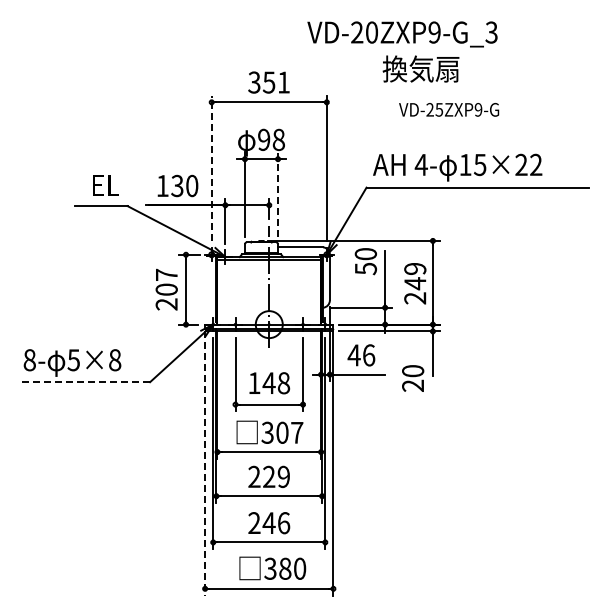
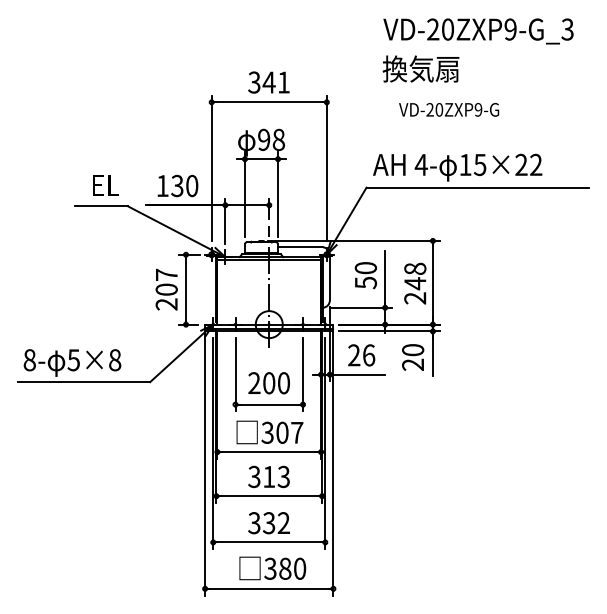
text position: (402, 34) -> (478, 31) (478, 31)
text: 351 -> 341 (268, 82)
text: VD-25ZXP9-G -> VD-20ZXP9-G (439, 109)
line: dashed -> solid (211, 168)
line: dashed -> solid (278, 194)
text position: (365, 261) -> (365, 275) (365, 275)
text: 249 -> 248 (415, 268)
text: 46 -> 26 (353, 355)
text position: (413, 378) -> (413, 357) (413, 357)
line: dashed -> solid (83, 382)
text: 148 -> 200 (269, 383)
line: dashed -> solid (205, 463)
text: 229 -> 313 (268, 476)
text: 246 -> 332 (269, 523)
